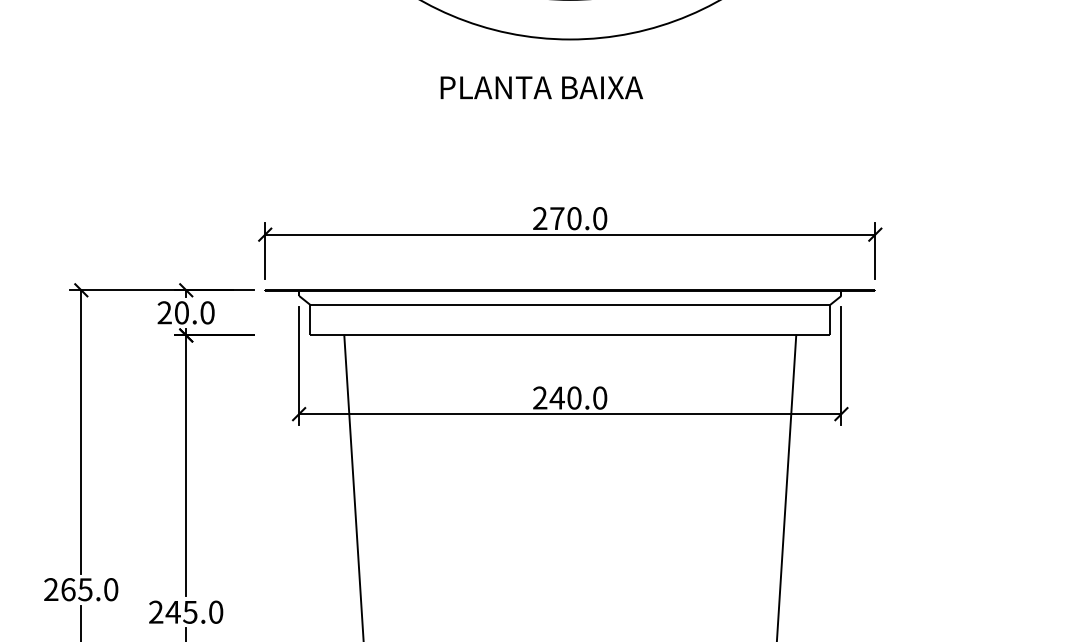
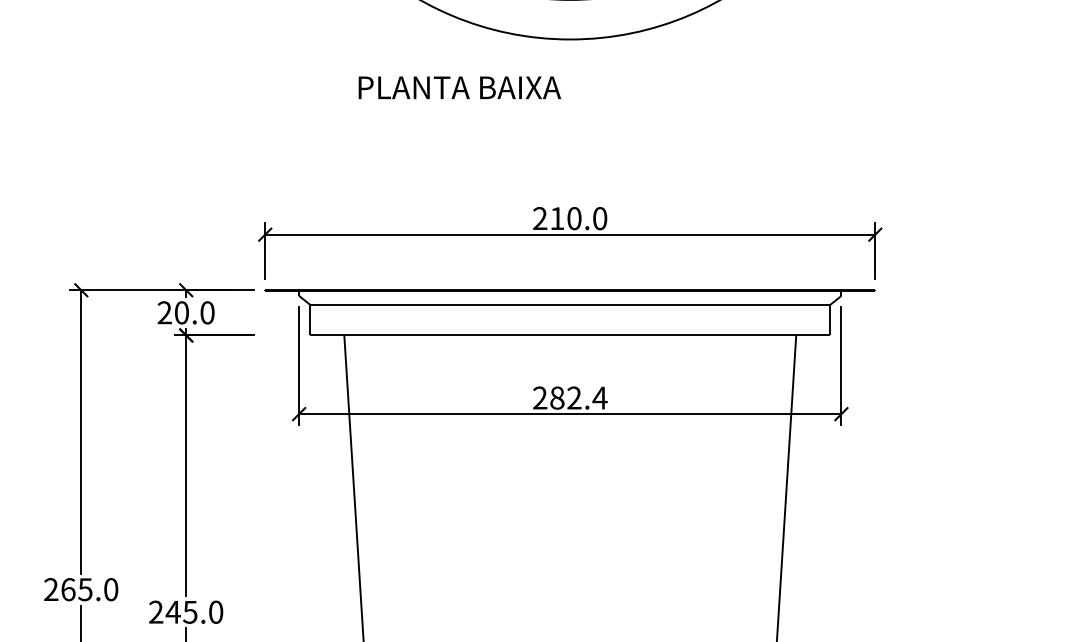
text position: (541, 87) -> (459, 87) (459, 87)
text: 270.0 -> 210.0 (557, 218)
text: 240.0 -> 282.4 (578, 397)
